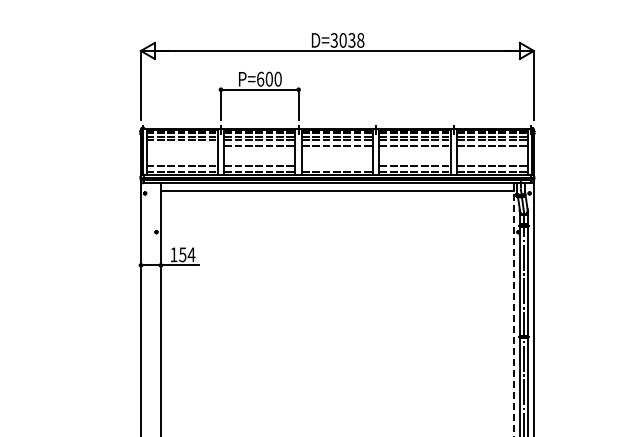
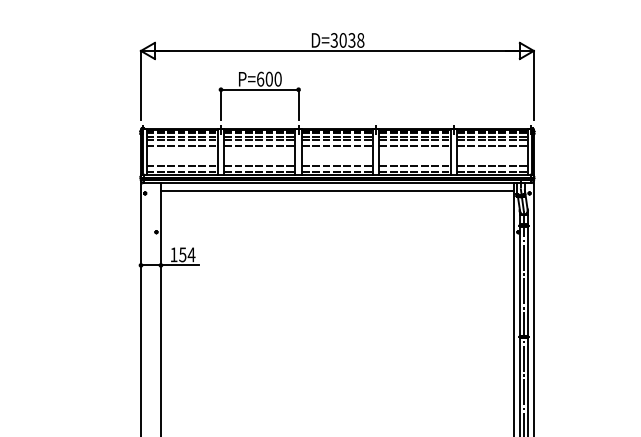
line: none -> present (181, 145)
line: none -> present (336, 166)
line: dashed -> solid (513, 310)
